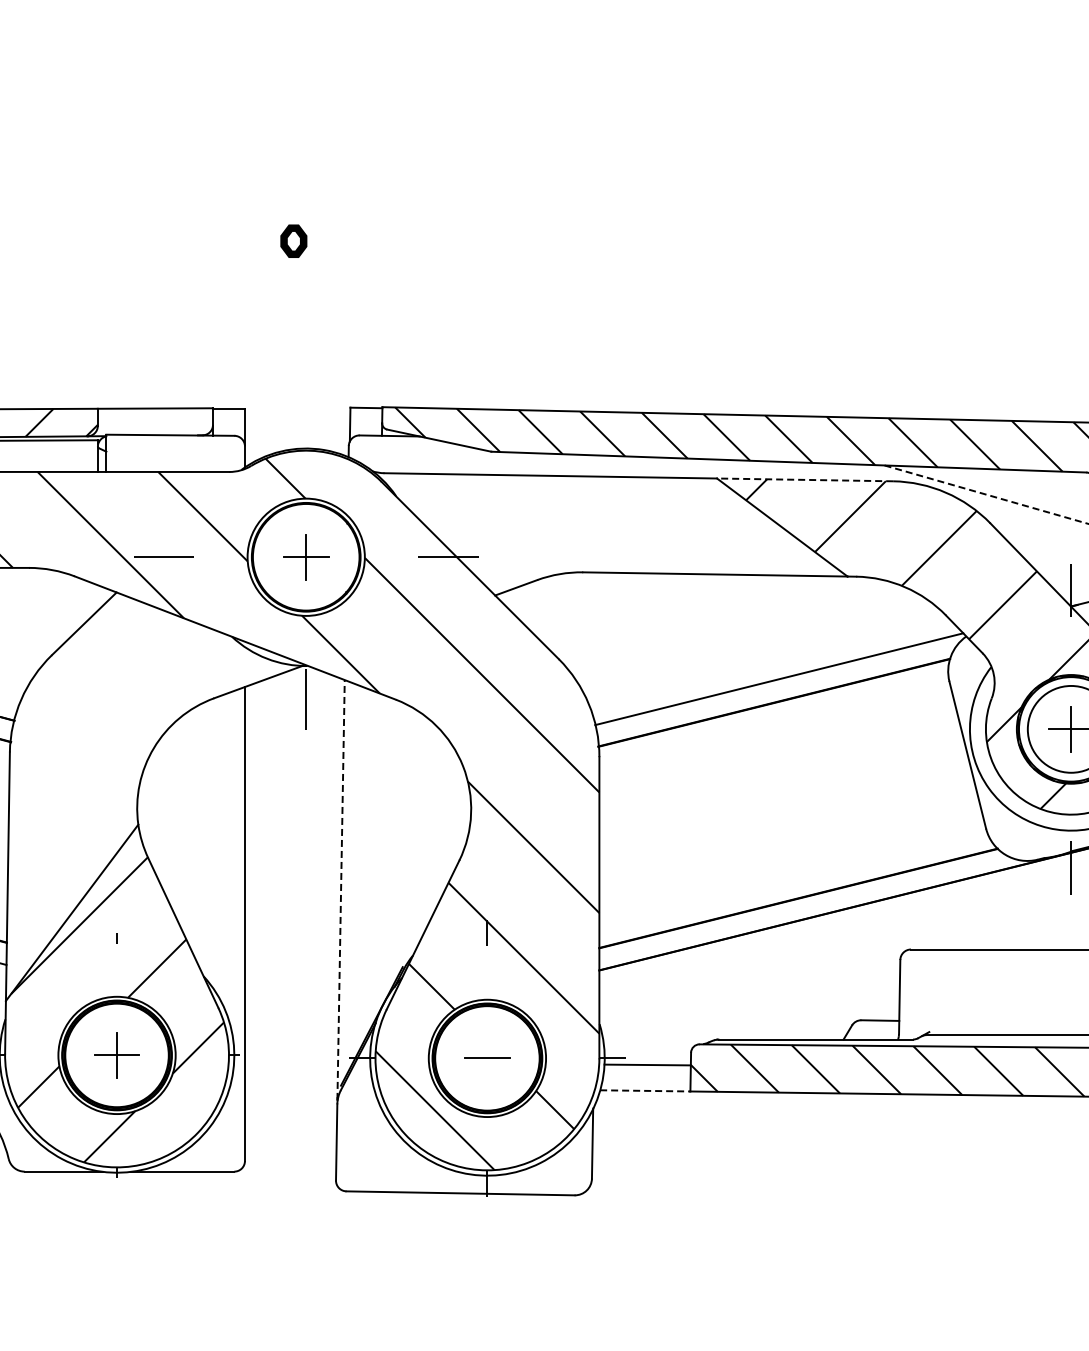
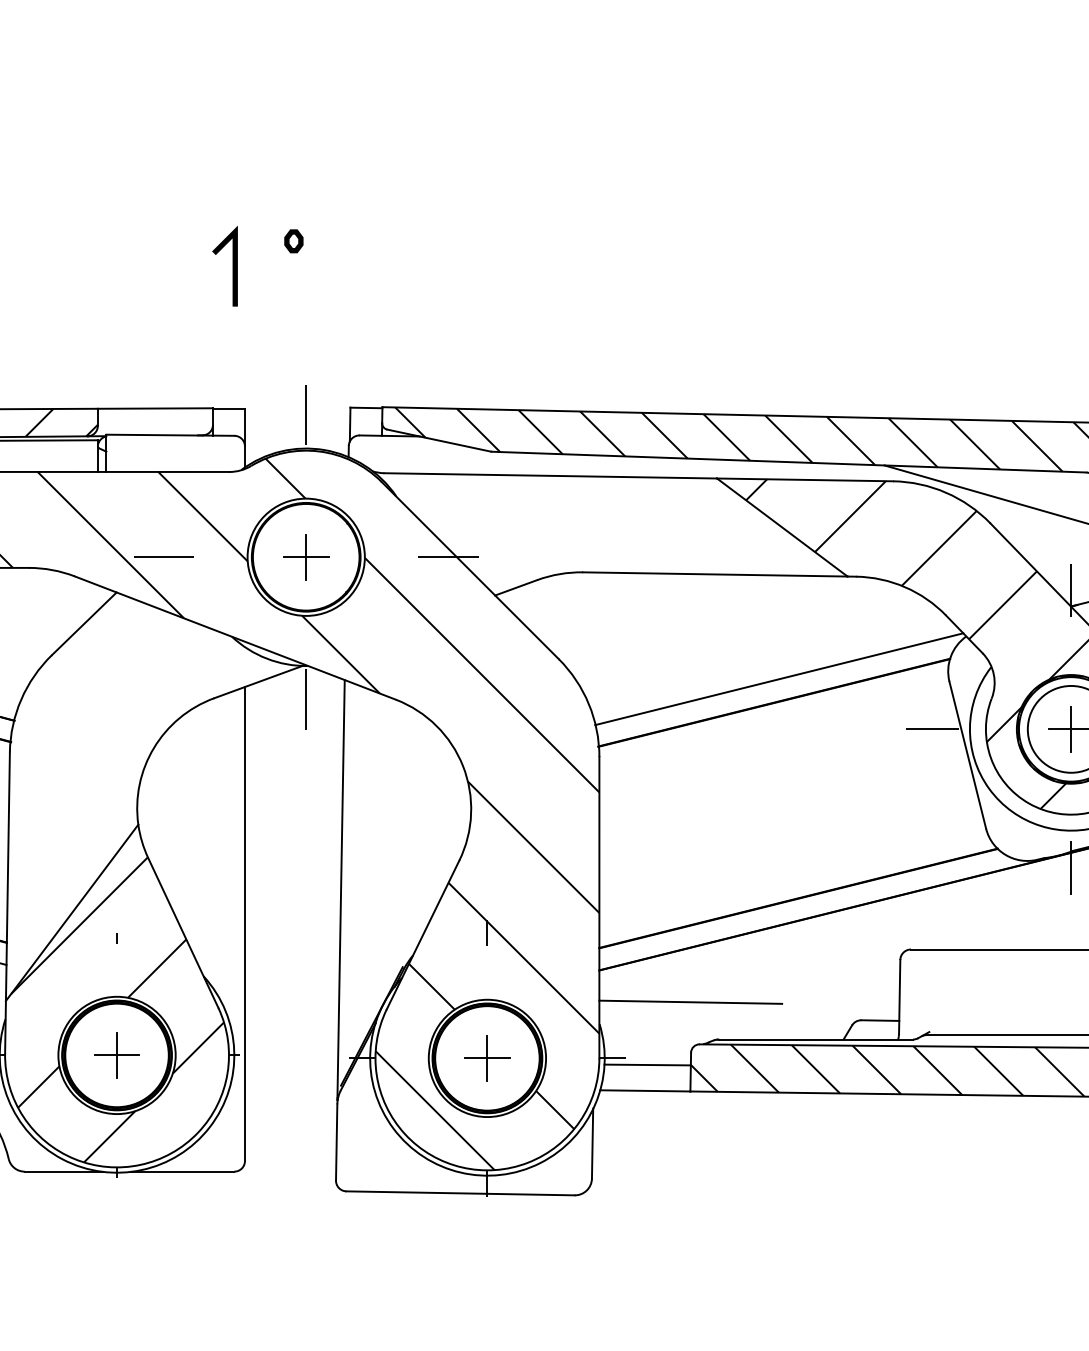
part size: 28x34 px -> 20x25 px (293, 241)
line: none -> present (232, 266)
line: none -> present (306, 414)
line: dashed -> solid (804, 479)
line: dashed -> solid (986, 494)
line: none -> present (932, 729)
line: dashed -> solid (341, 889)
line: none -> present (690, 1001)
line: none -> present (487, 1058)
line: dashed -> solid (645, 1090)
